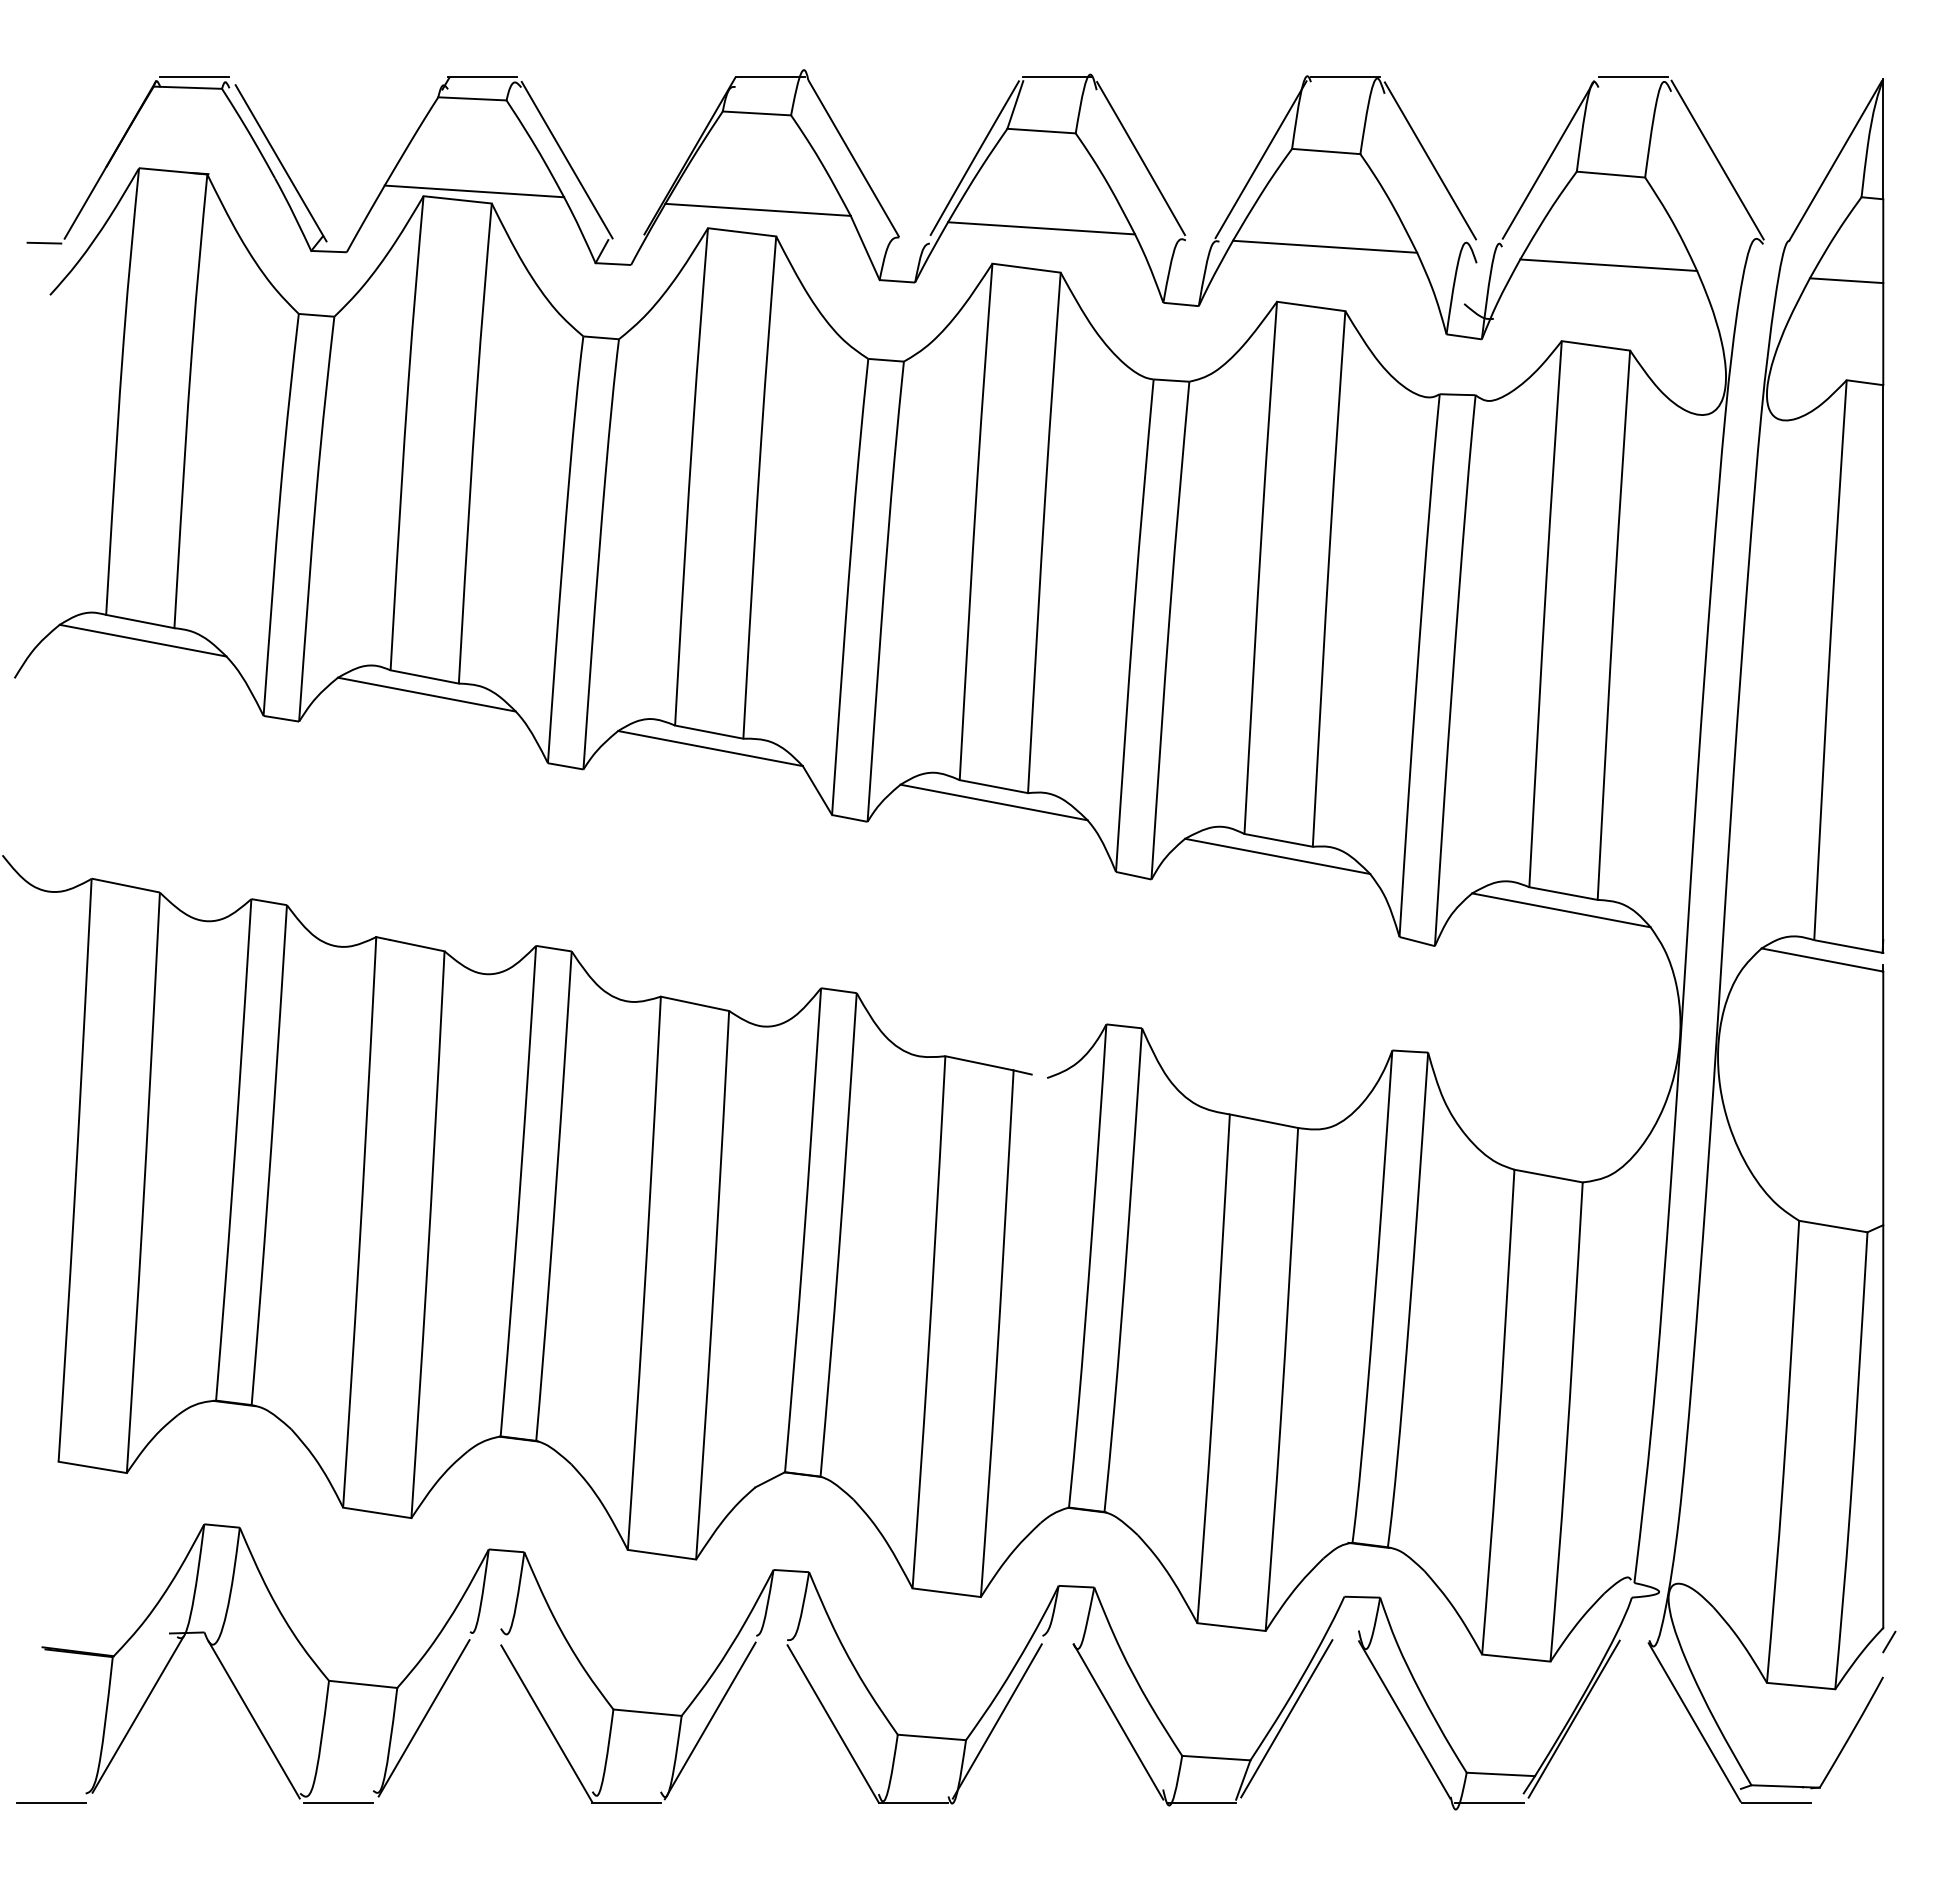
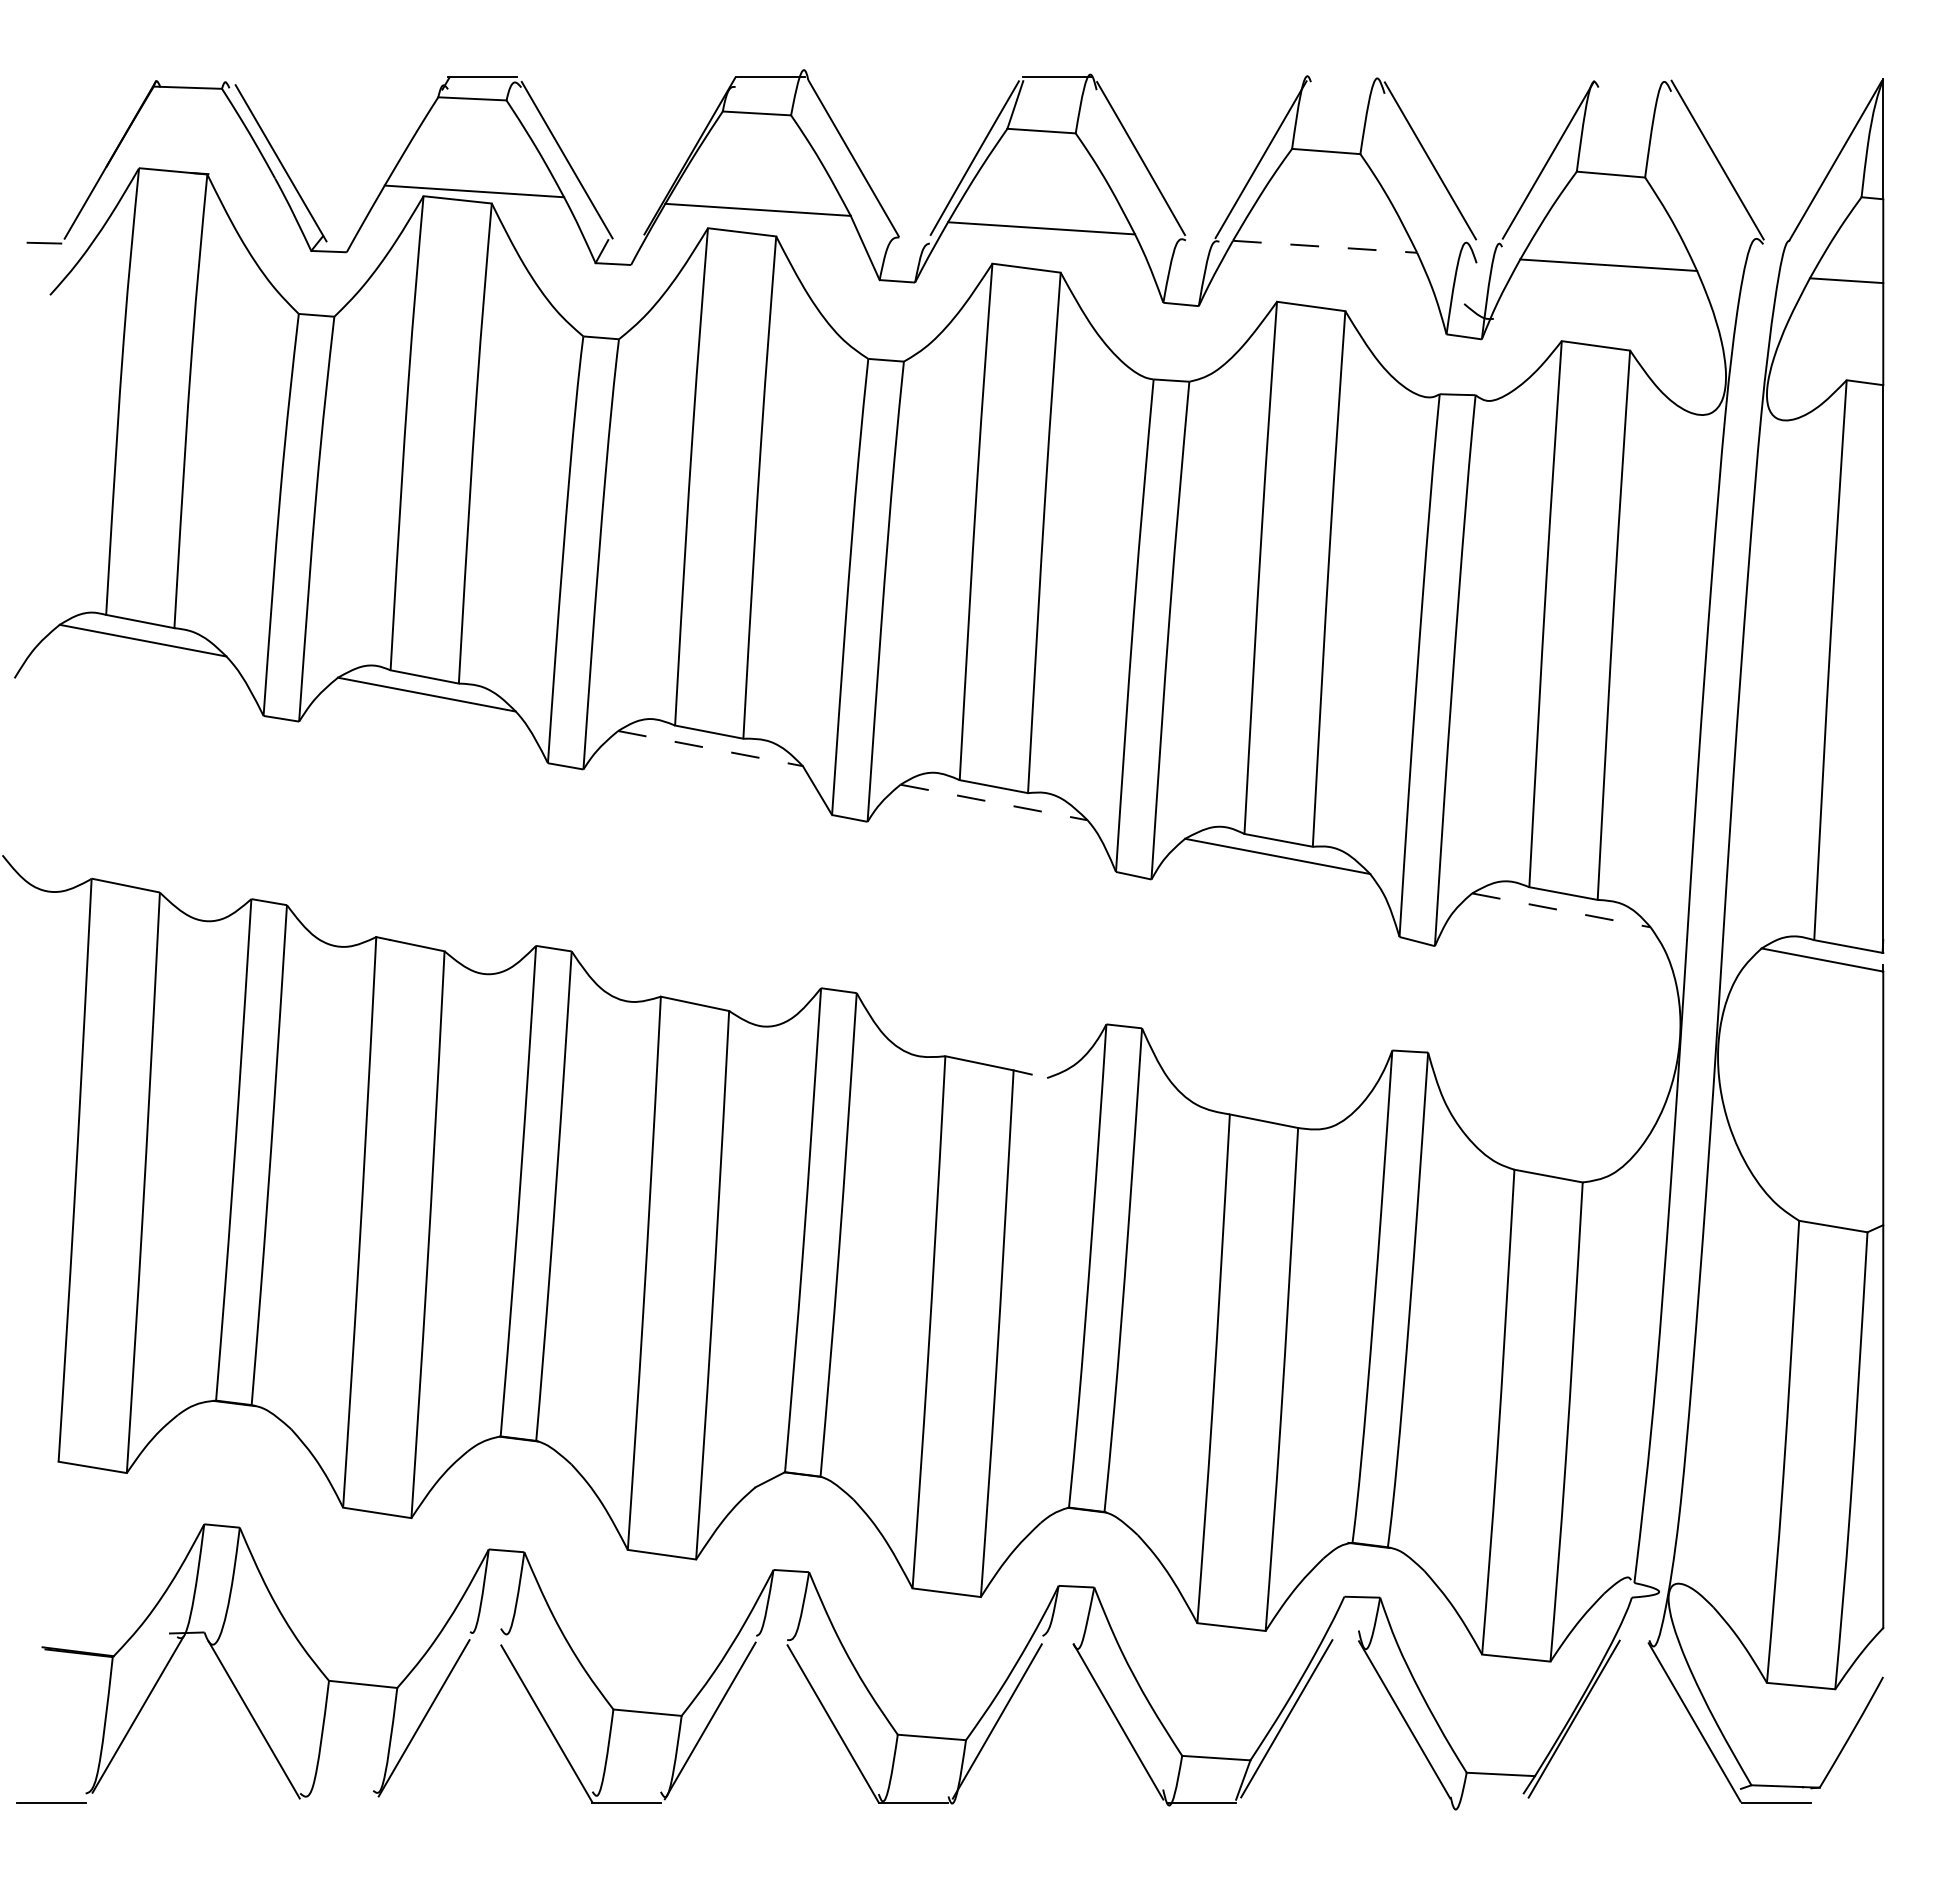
line: present -> none (194, 77)
line: present -> none (1344, 77)
line: present -> none (1632, 77)
line: solid -> dashed (1325, 246)
line: solid -> dashed (711, 748)
line: solid -> dashed (994, 802)
line: solid -> dashed (1561, 910)
line: present -> none (1889, 1641)
line: present -> none (338, 1802)
line: present -> none (1488, 1802)
